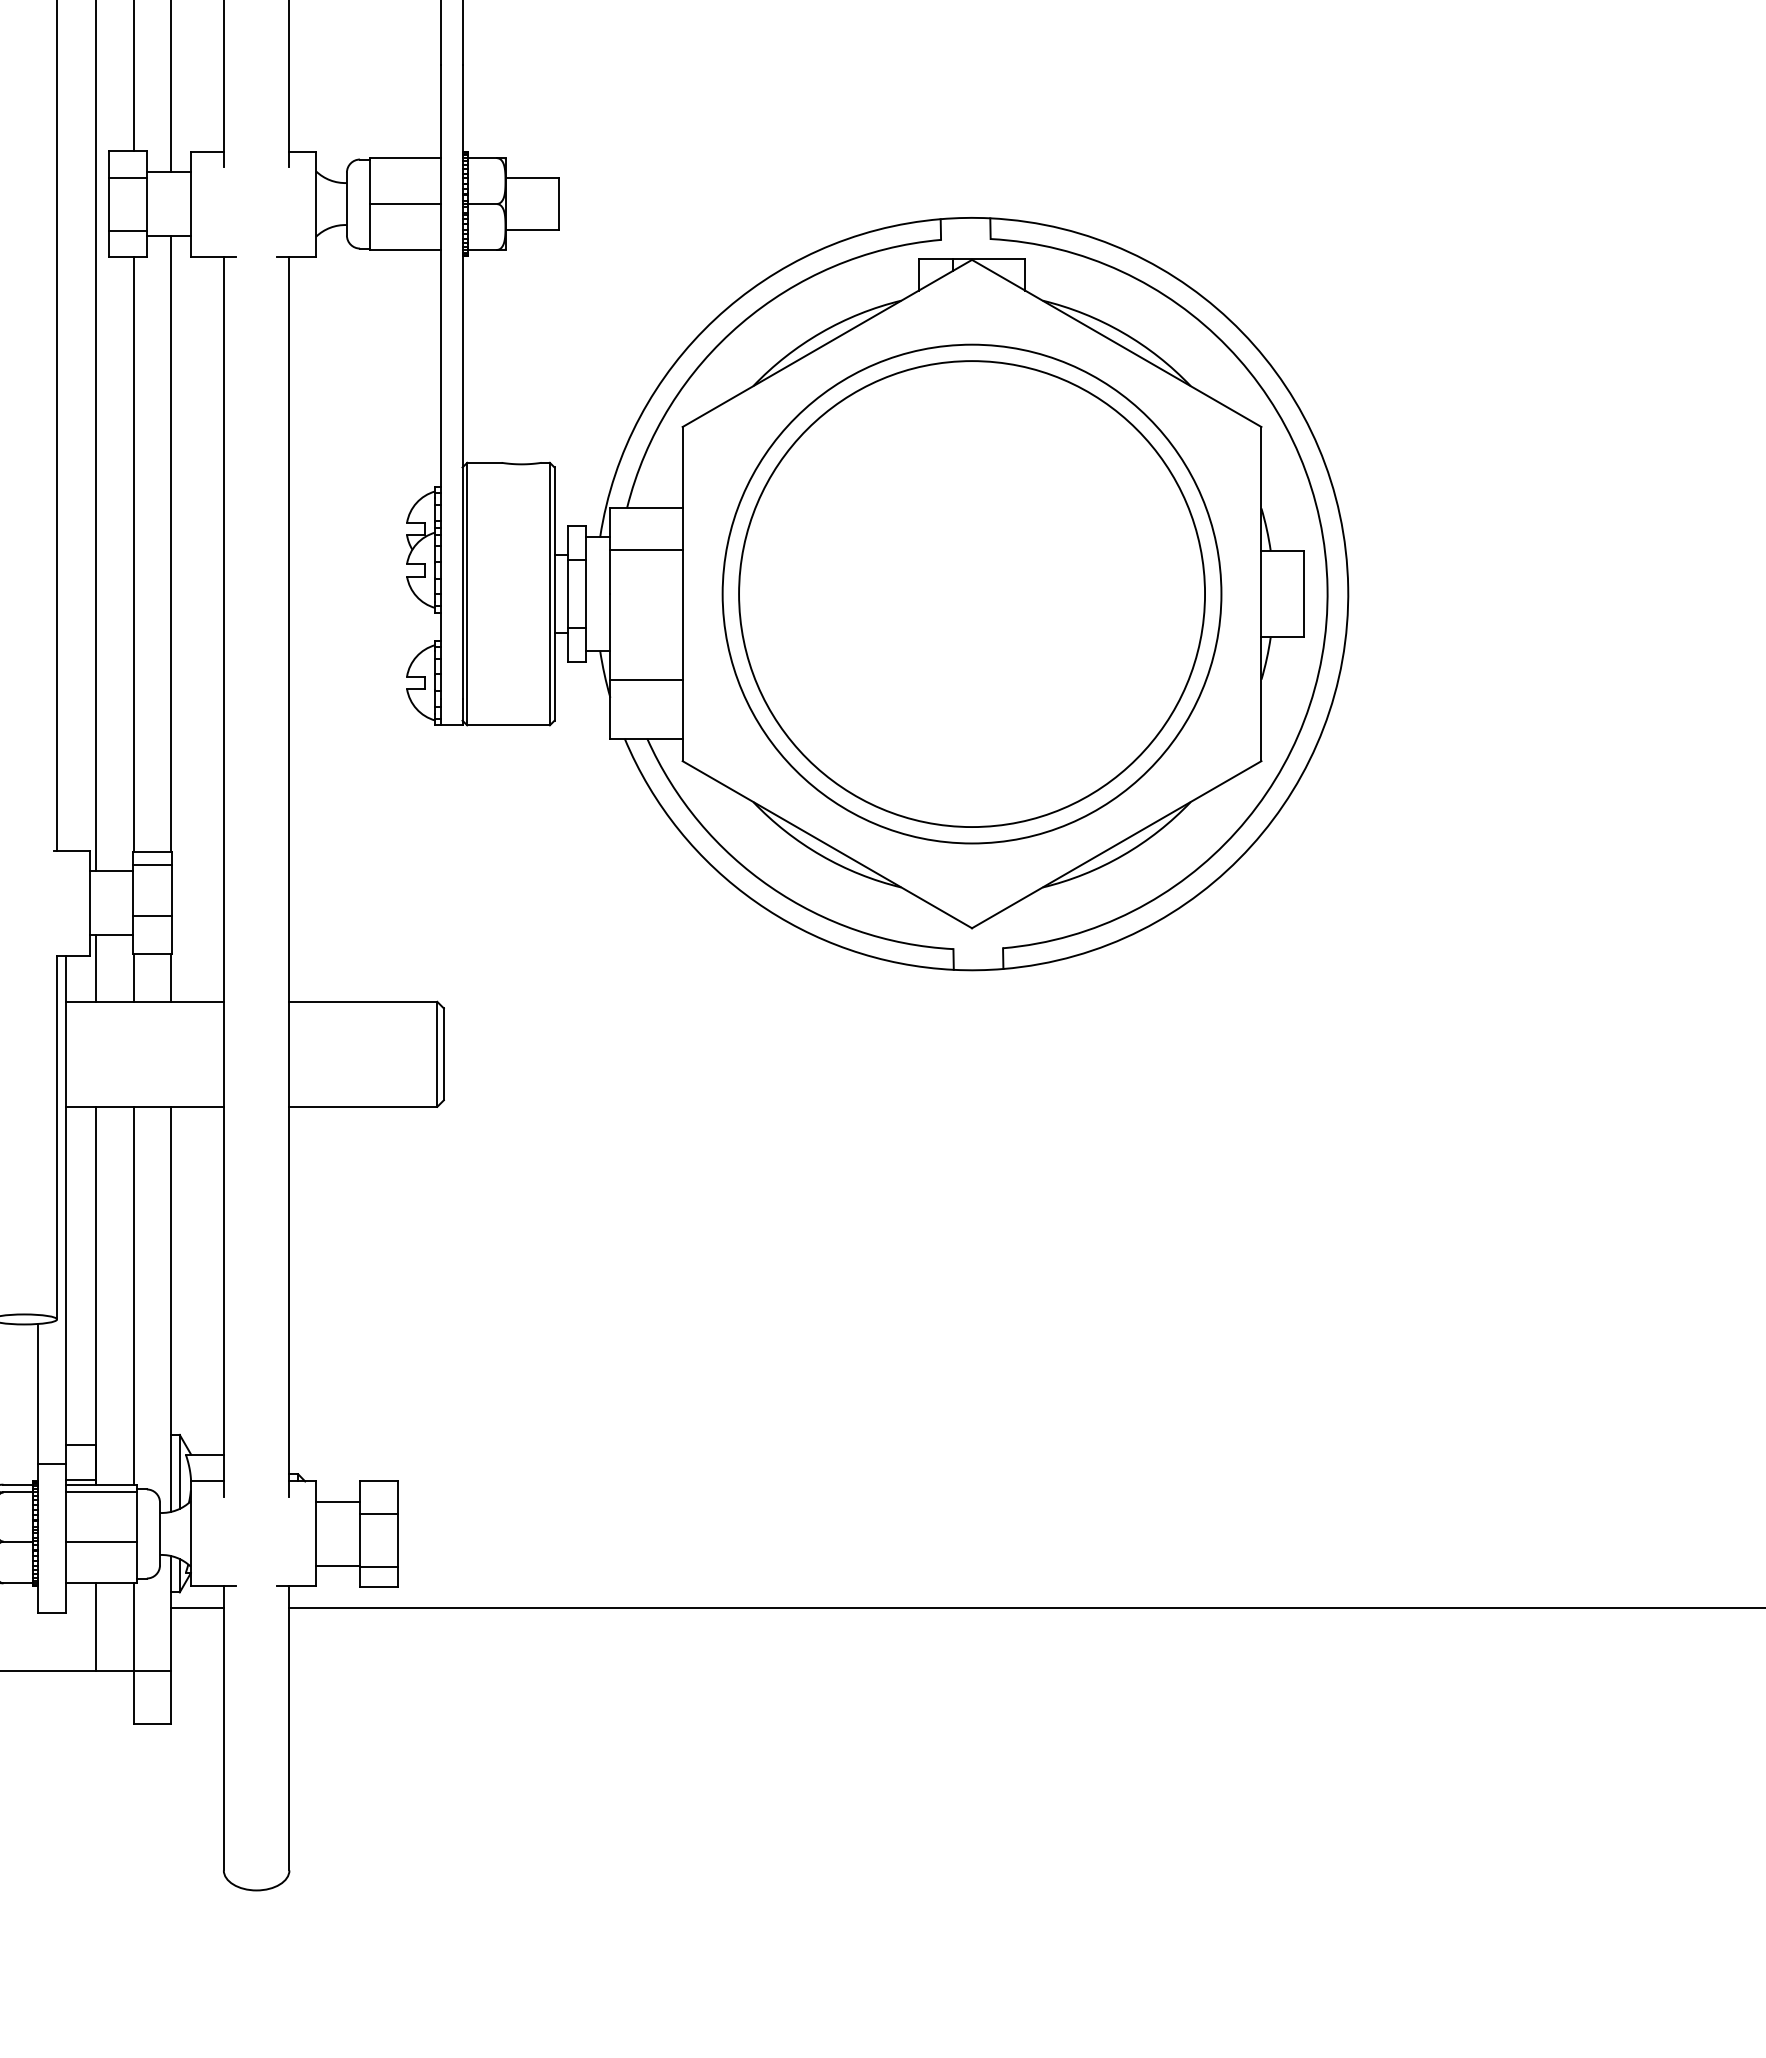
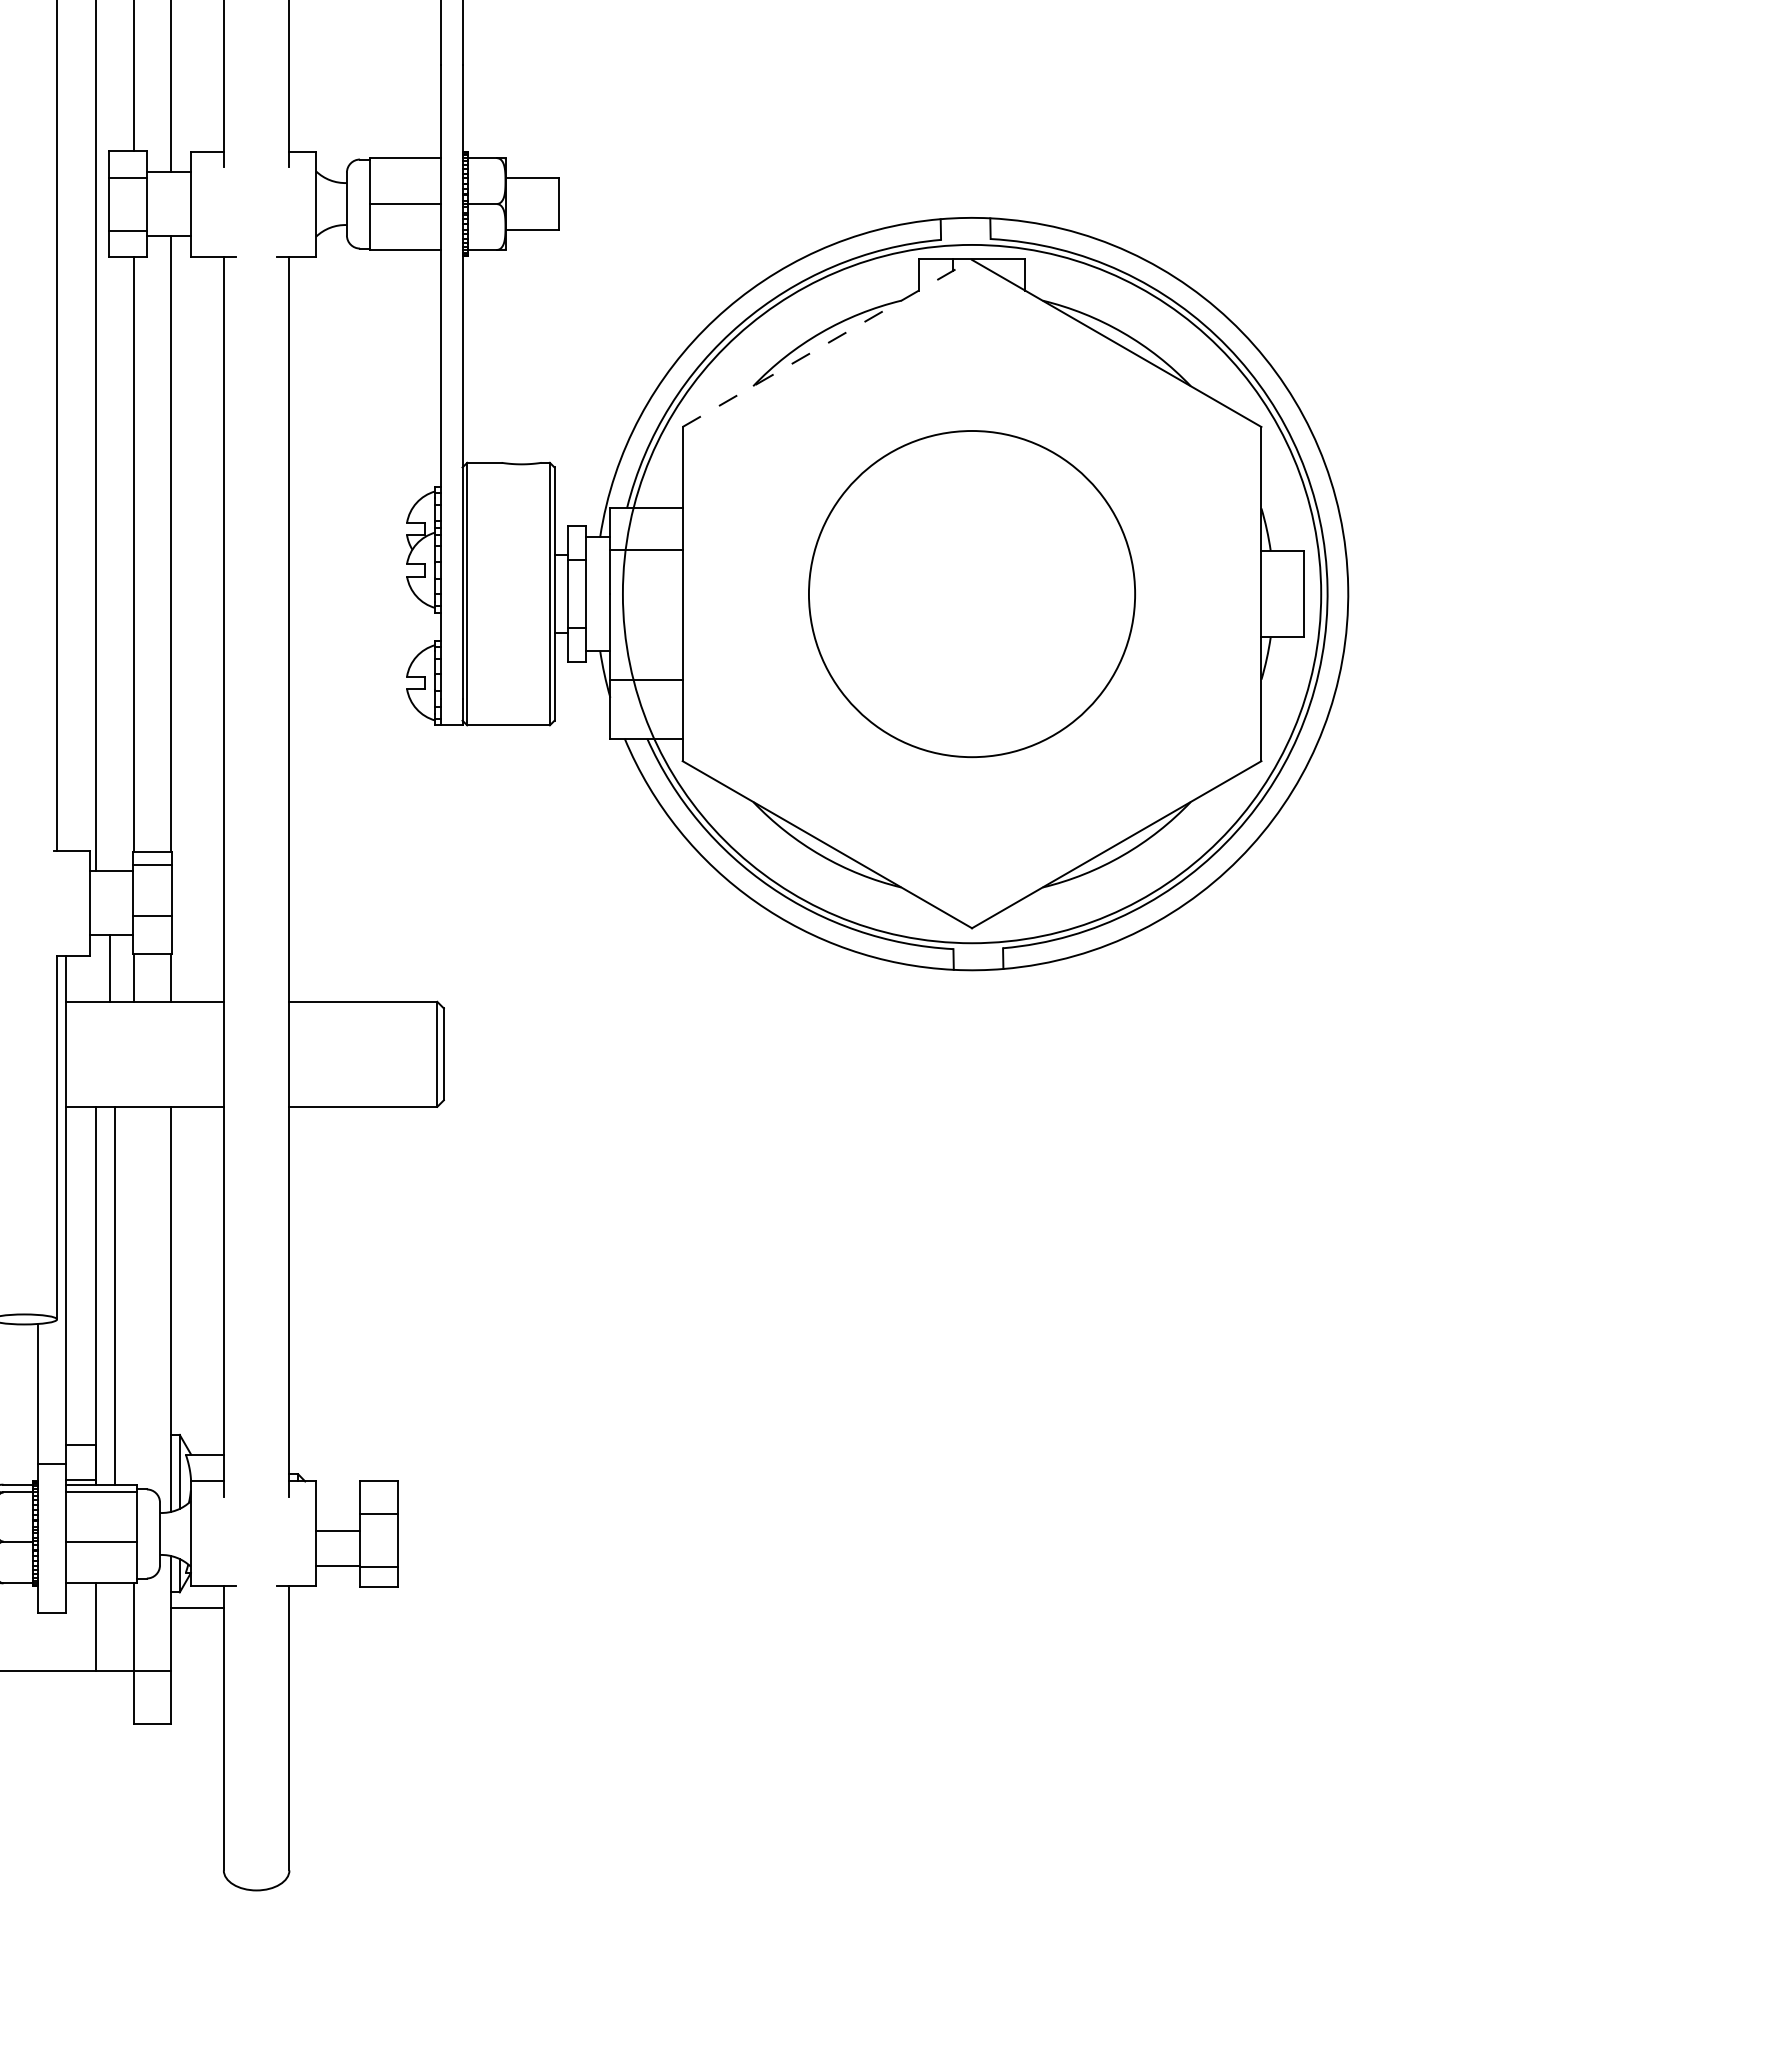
line: solid -> dashed (827, 343)
circle diameter: 499 px -> 698 px (971, 593)
circle diameter: 466 px -> 326 px (971, 594)
line position: (96, 968) -> (110, 968) (110, 968)
line position: (133, 1295) -> (114, 1295) (114, 1295)
line position: (337, 1501) -> (337, 1530) (337, 1530)
line: present -> none (1025, 1608)
